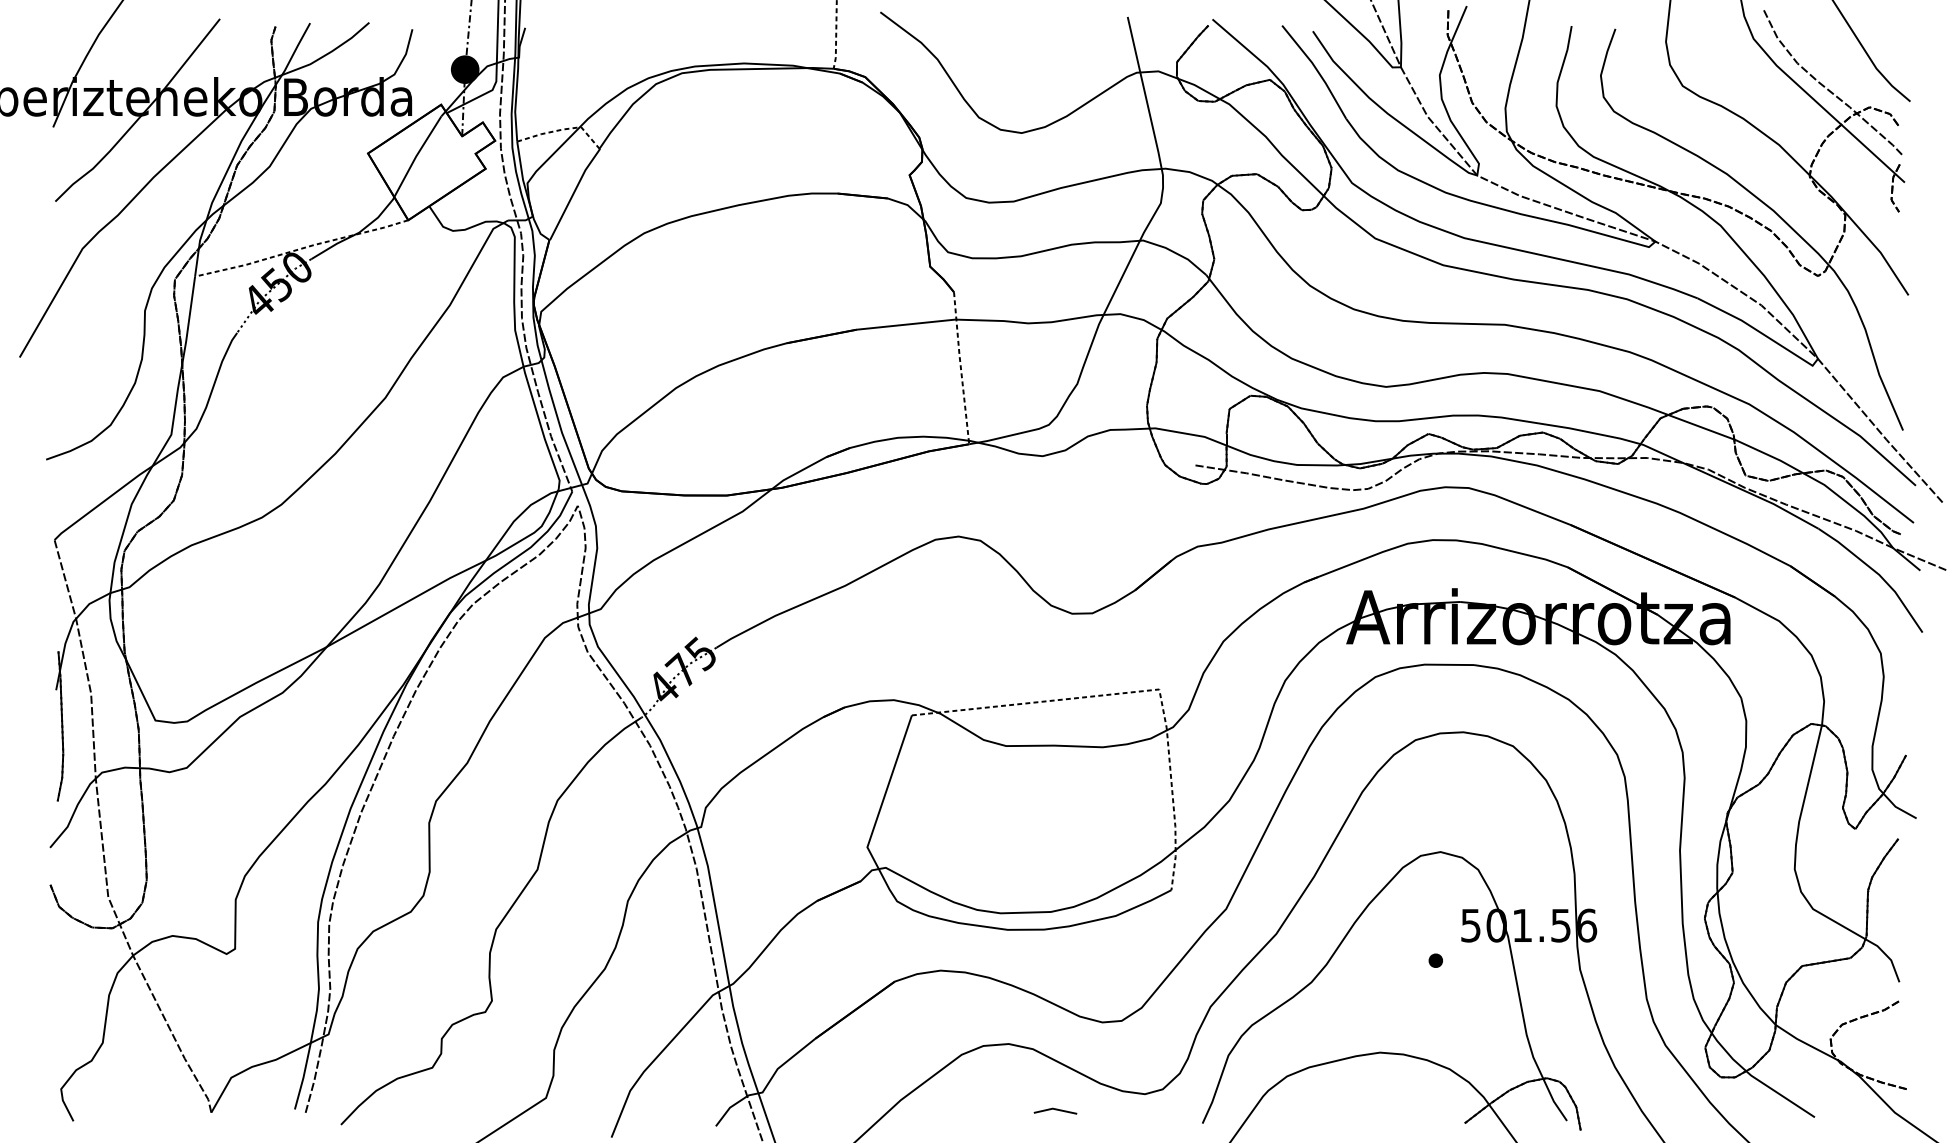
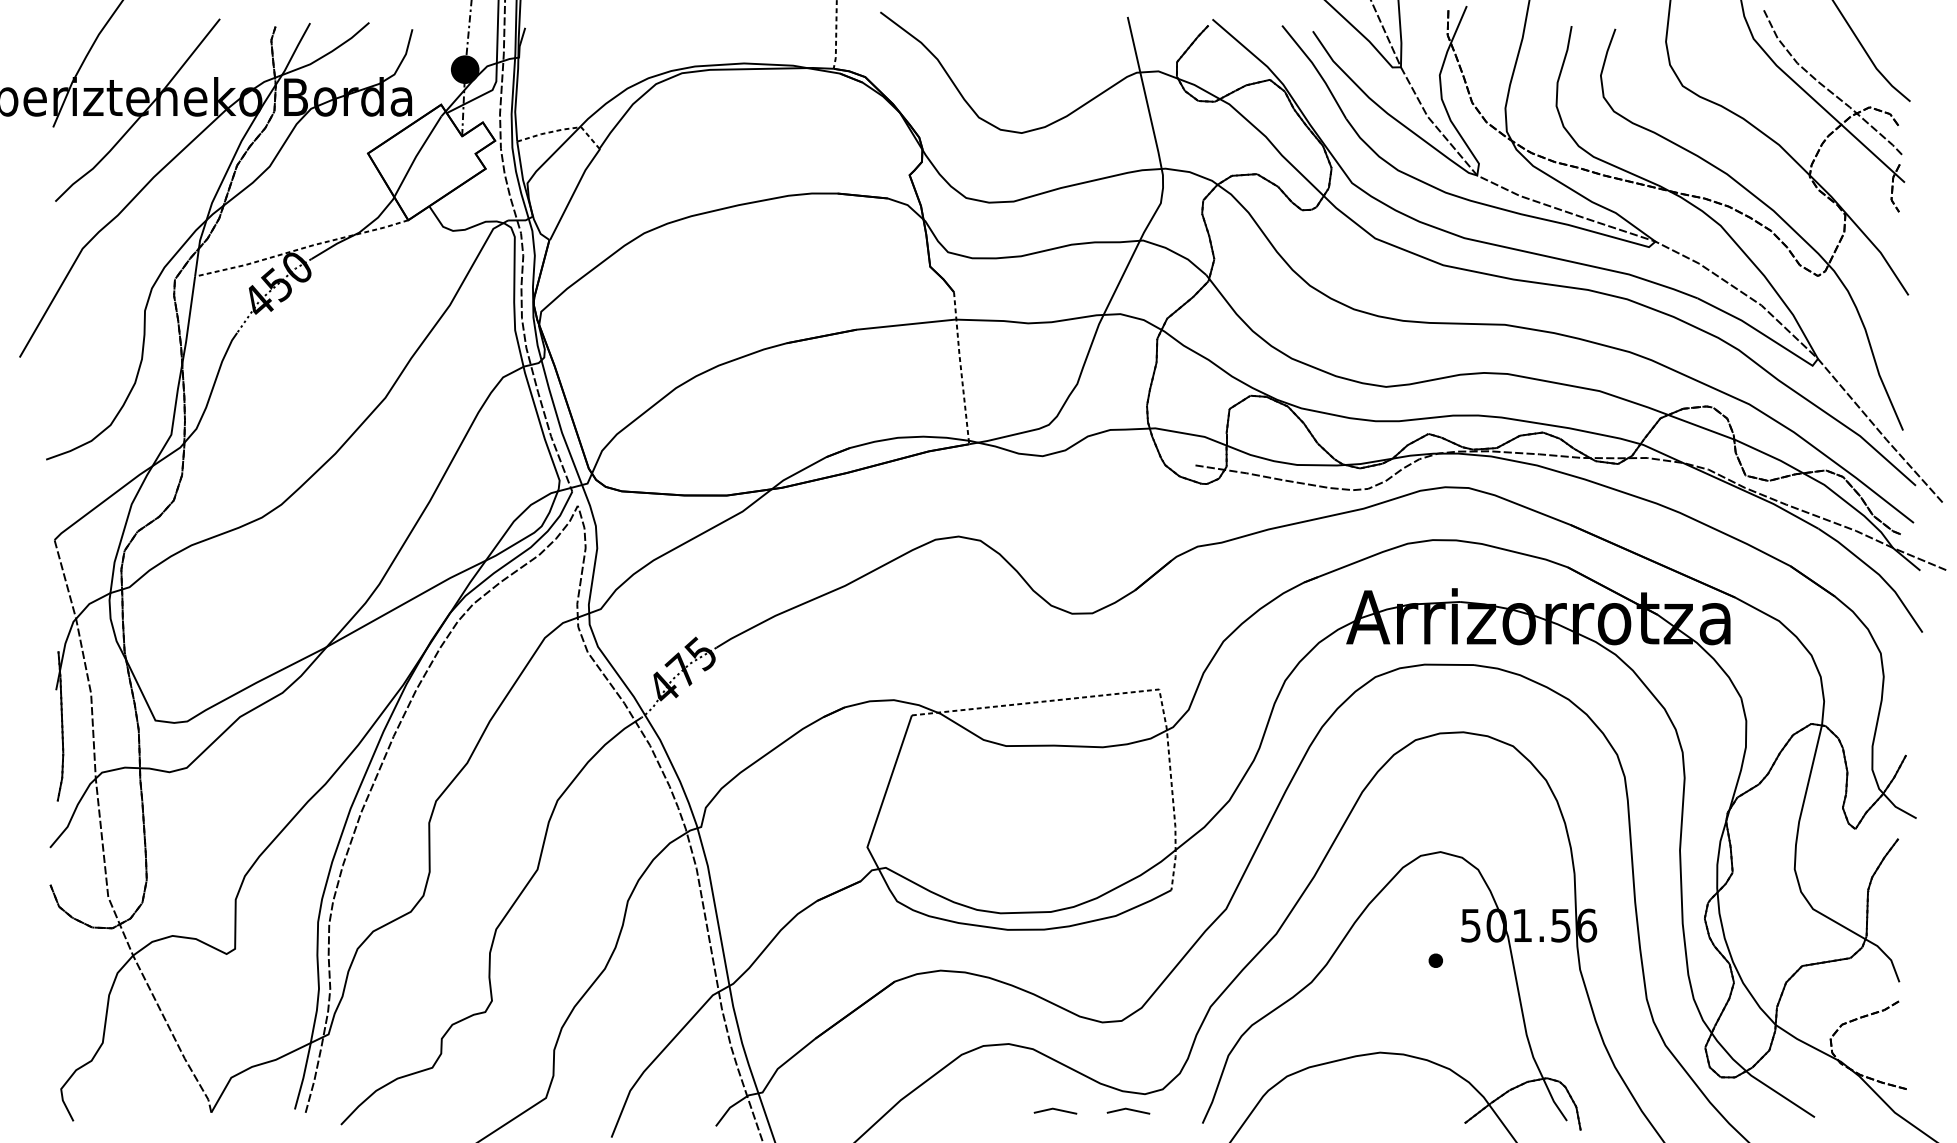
line: none -> present (1128, 1110)
